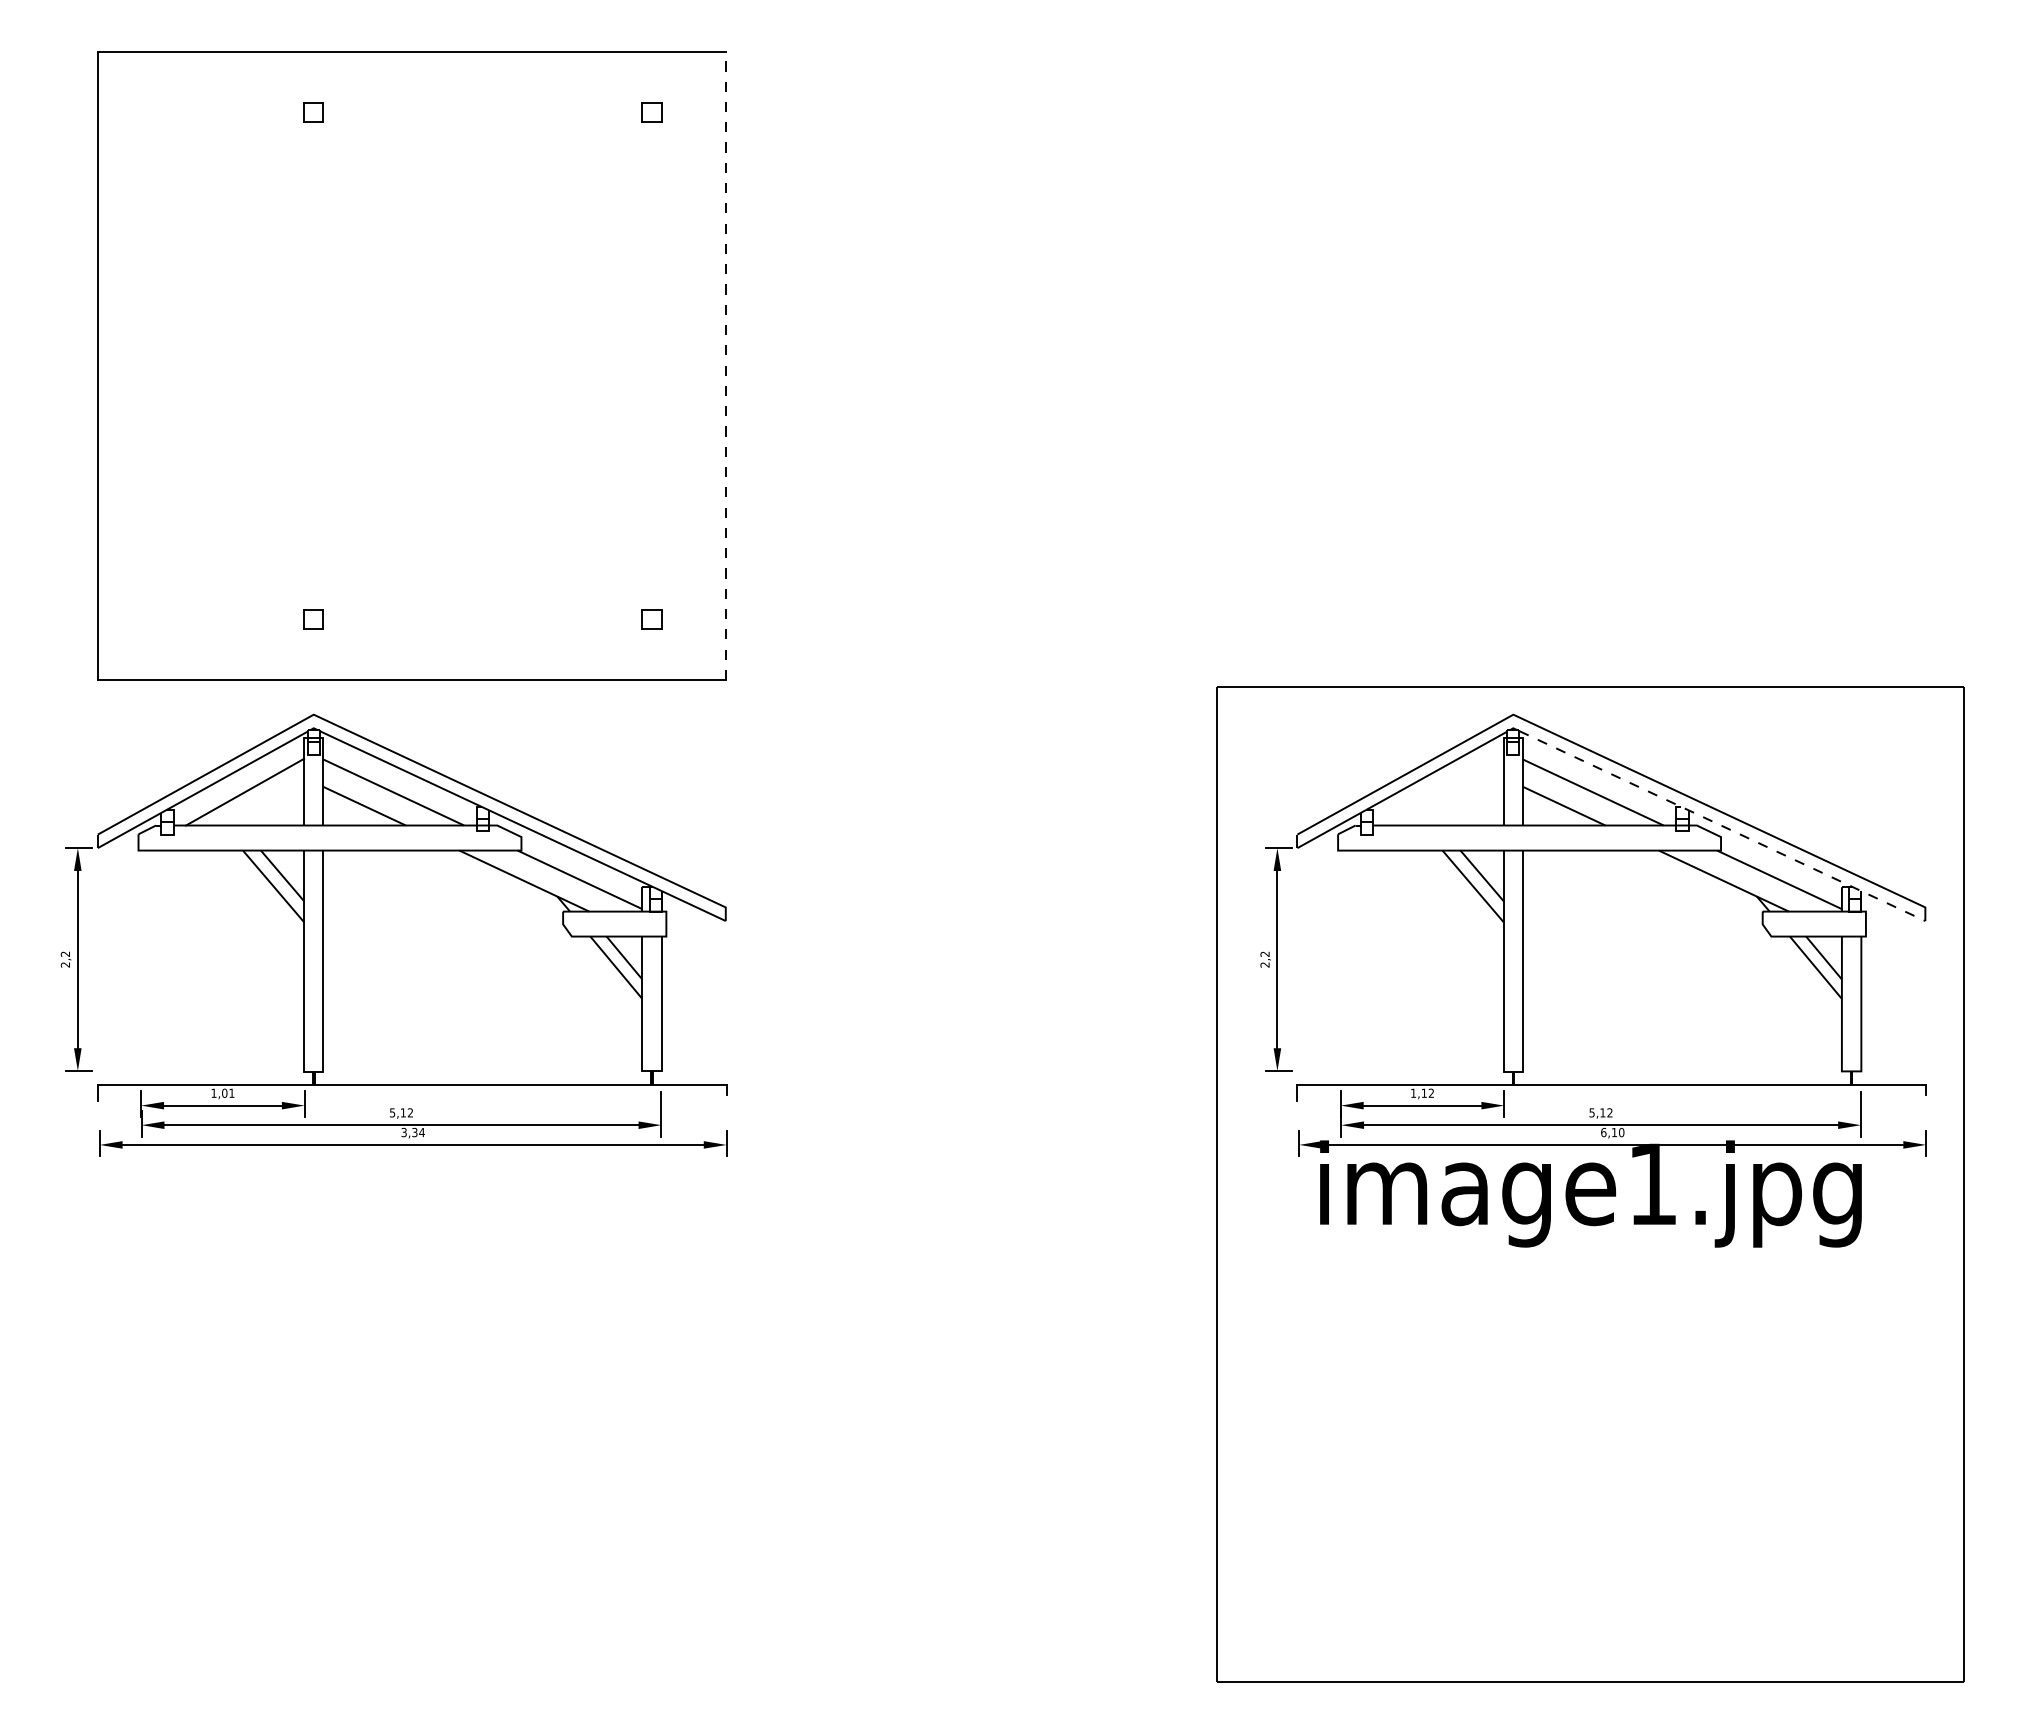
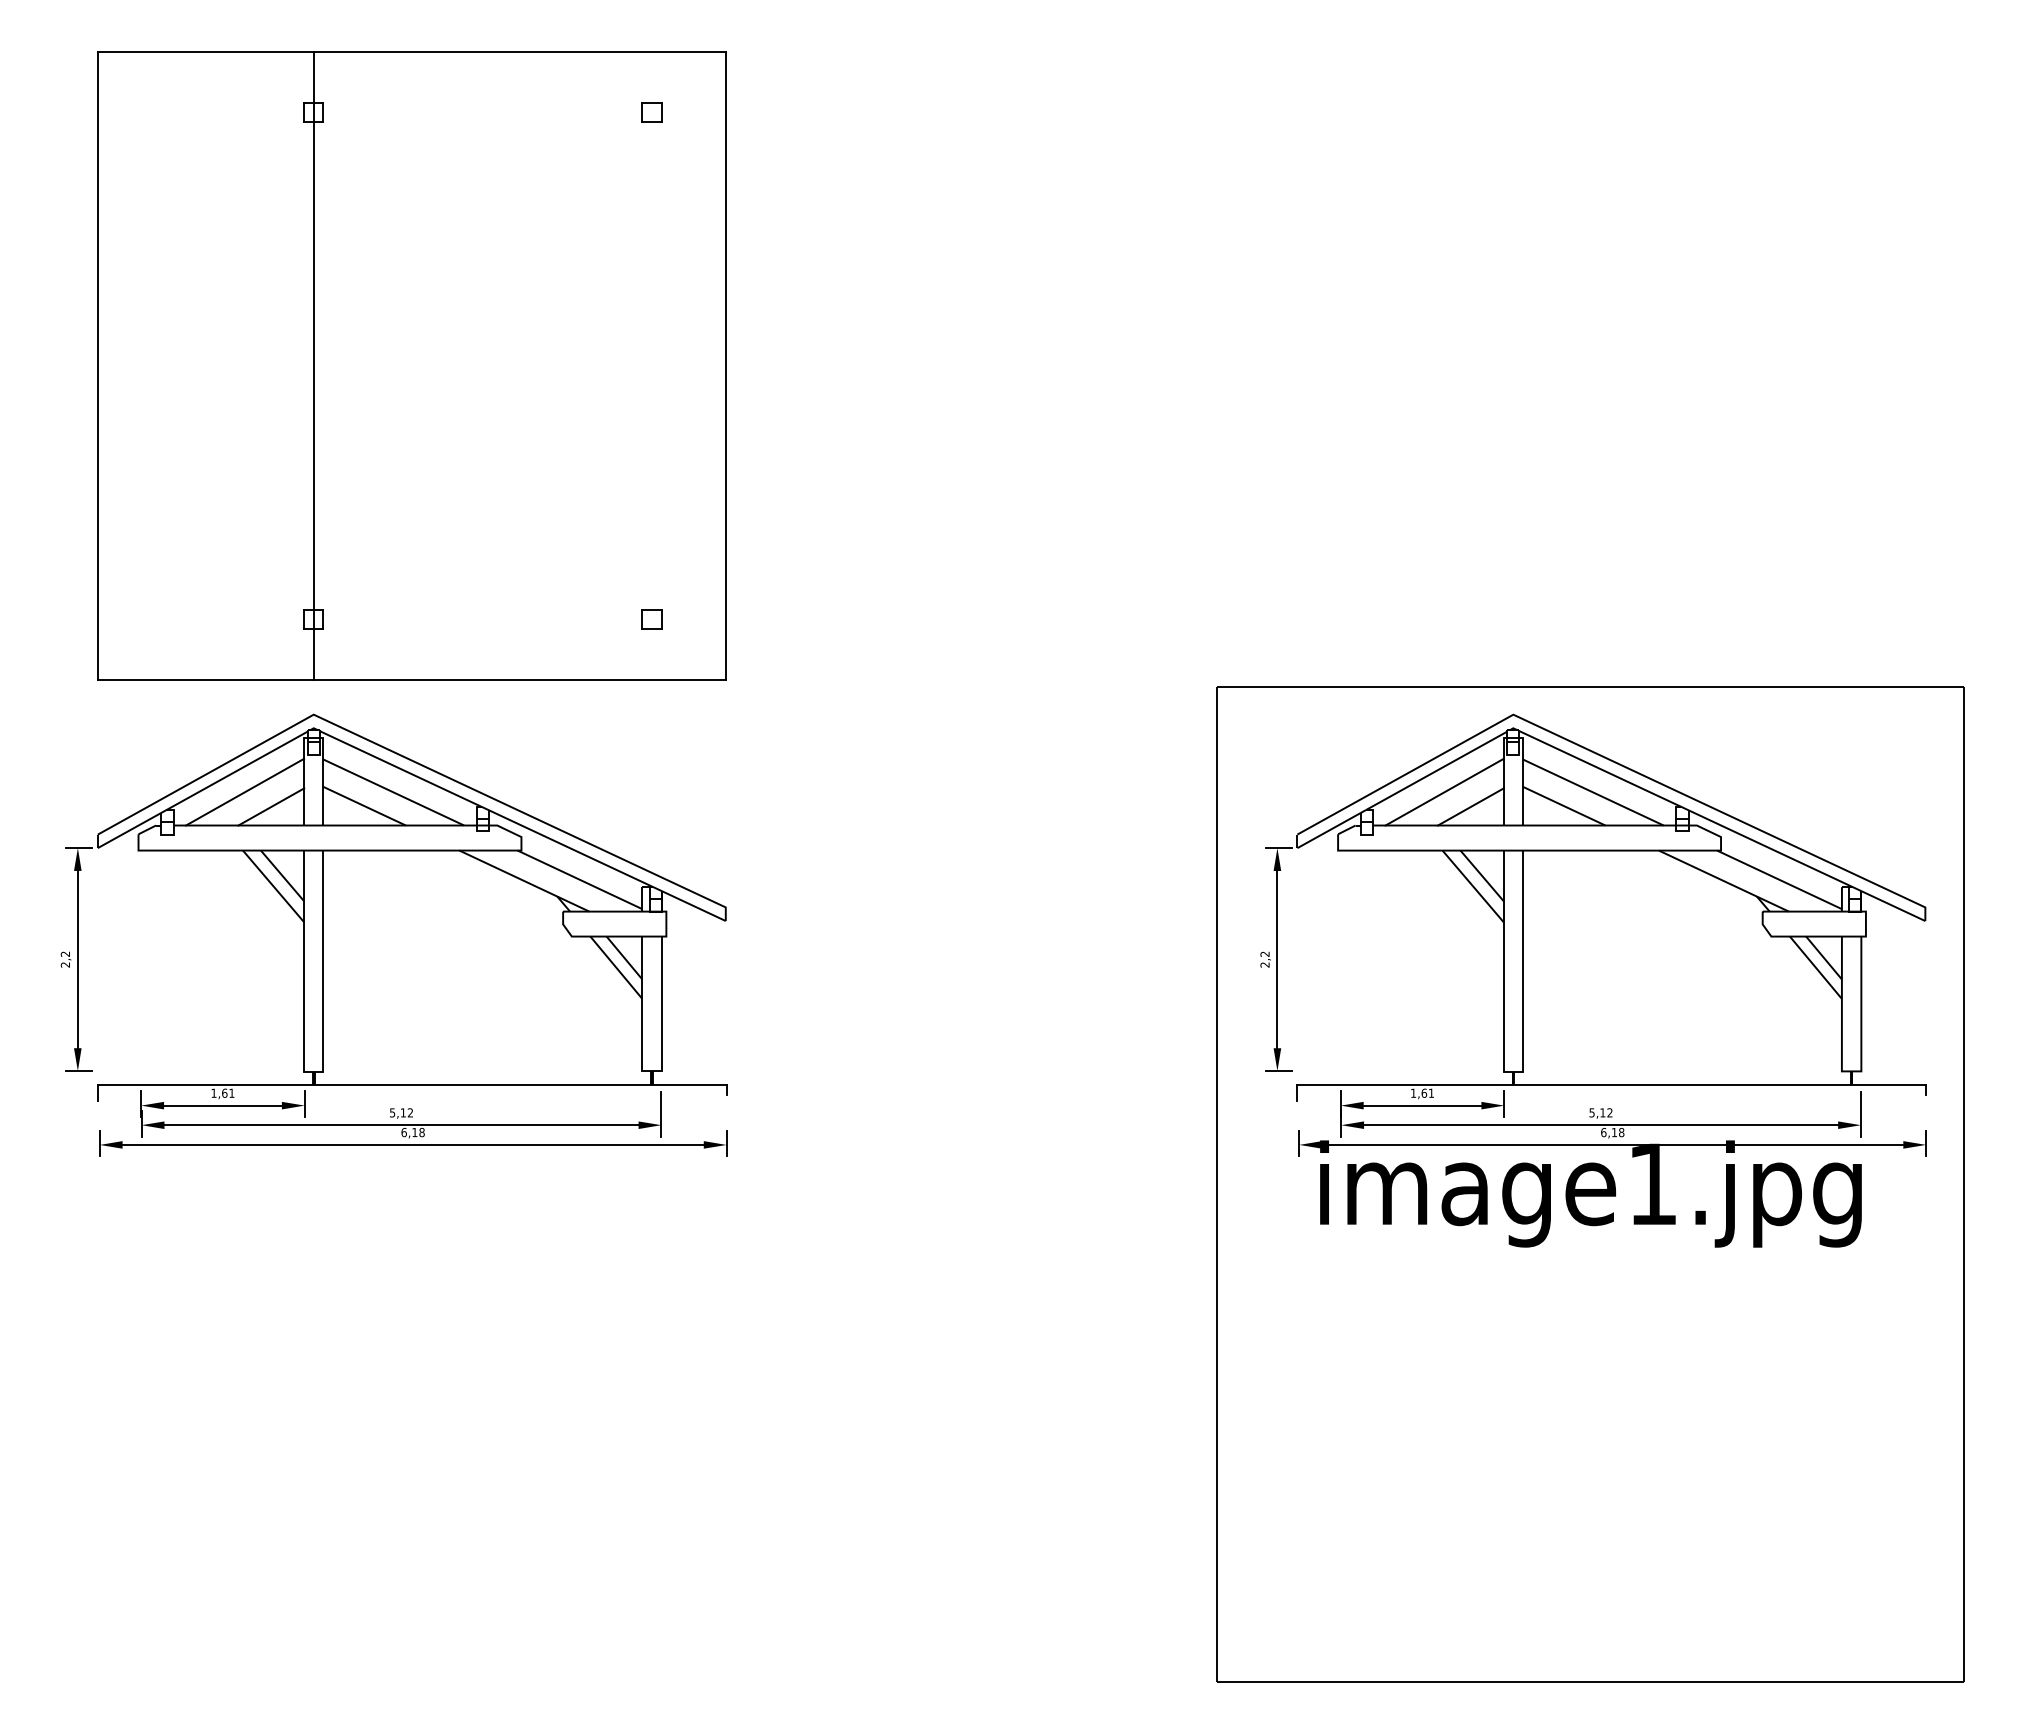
line: none -> present (313, 365)
line: dashed -> solid (725, 366)
line: none -> present (1444, 791)
line: none -> present (271, 806)
line: none -> present (1470, 806)
line: dashed -> solid (1722, 826)
text: 1,01 -> 1,61 (224, 1092)
text: 1,12 -> 1,61 (1427, 1092)
text: 3,34 -> 6,18 (412, 1132)
text: 6,10 -> 6,18 (1621, 1132)
